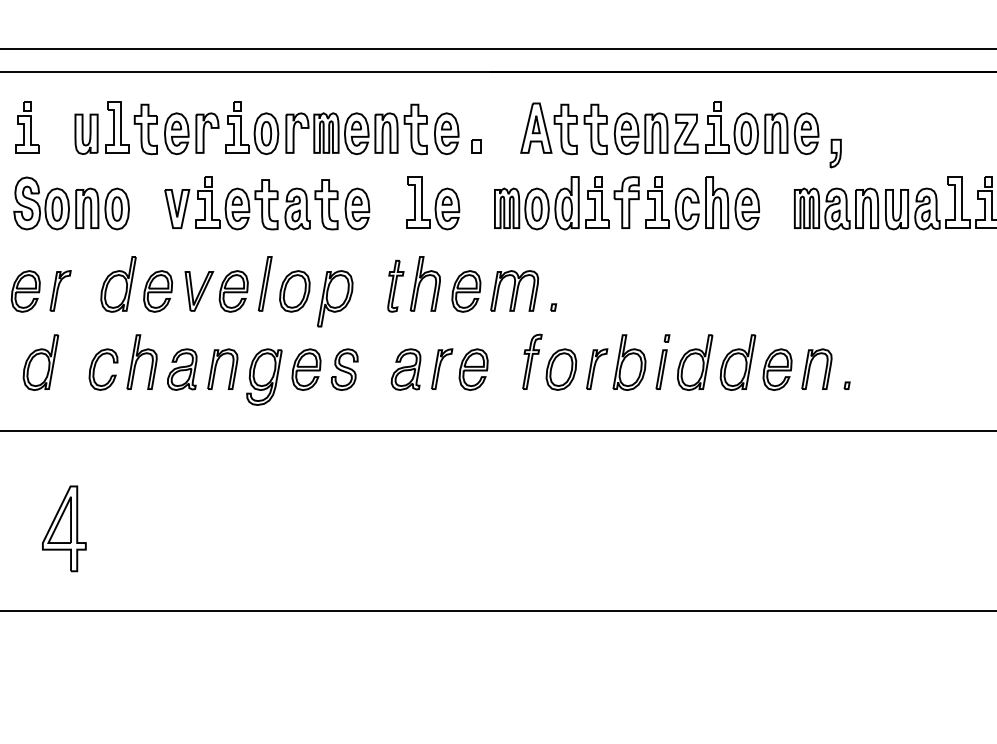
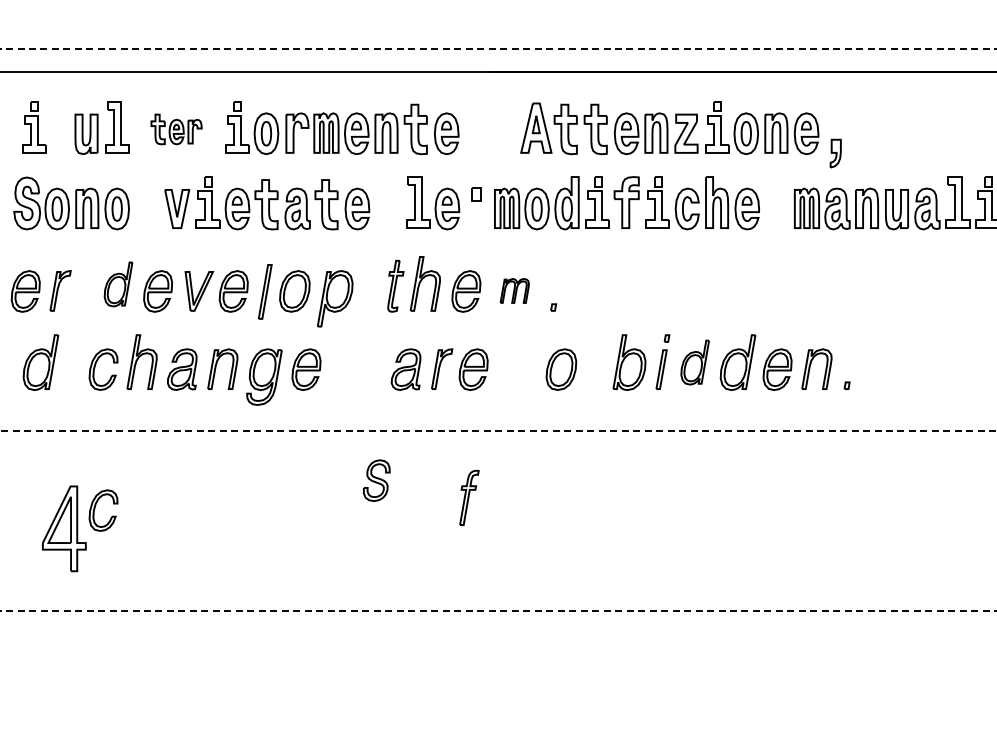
line: solid -> dashed (499, 49)
part position: (27, 127) -> (34, 127) (34, 127)
part size: 87x53 px -> 53x33 px (176, 129)
part position: (476, 146) -> (476, 194) (476, 194)
part position: (265, 283) -> (265, 291) (265, 291)
part size: 37x57 px -> 31x47 px (118, 284)
part size: 50x42 px -> 31x26 px (514, 290)
part position: (532, 361) -> (469, 497) (469, 497)
part size: 37x57 px -> 30x47 px (694, 362)
part: present -> none (597, 368)
part position: (344, 369) -> (376, 480) (376, 480)
line: solid -> dashed (499, 430)
part: none -> present (95, 509)
line: solid -> dashed (498, 610)
